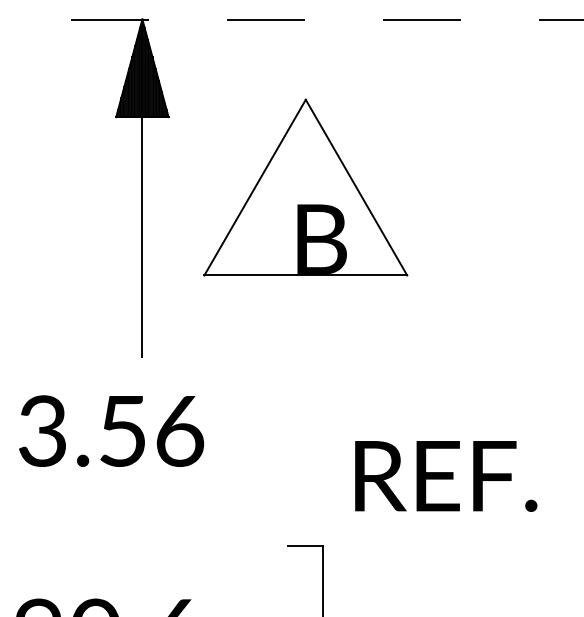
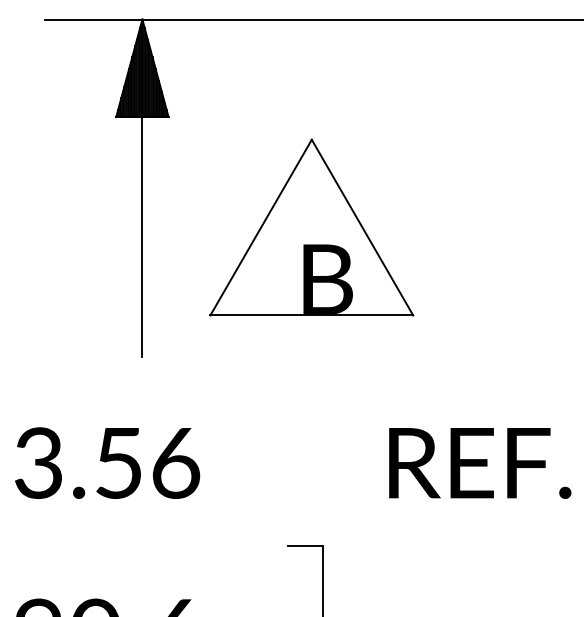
line: dashed -> solid (313, 19)
part position: (305, 187) -> (311, 227) (311, 227)
text position: (111, 430) -> (107, 462) (107, 462)
text position: (446, 476) -> (480, 463) (480, 463)
